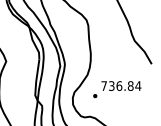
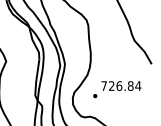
text: 736.84 -> 726.84 (111, 85)
